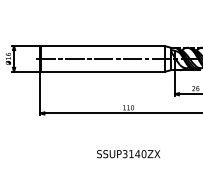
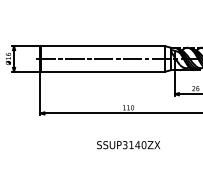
text position: (128, 154) -> (128, 145) (128, 145)
